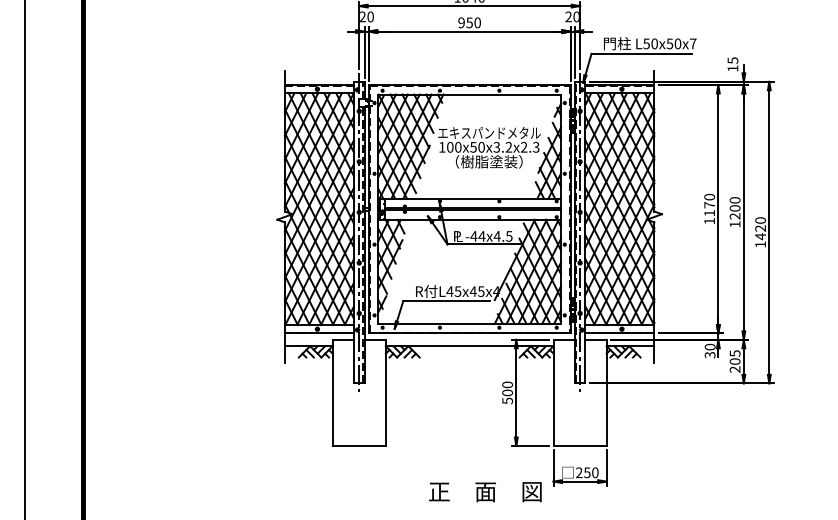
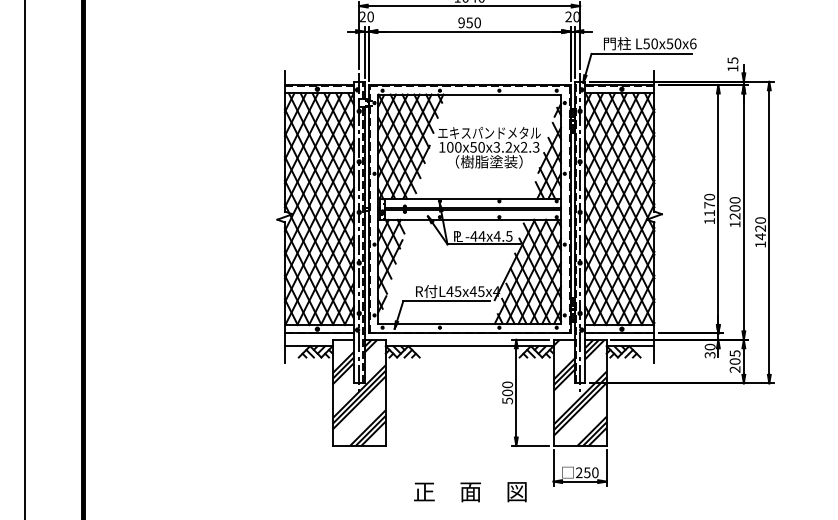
text: L50x50x7 -> L50x50x6 (693, 43)
hatch: none -> present (358, 392)
hatch: none -> present (579, 392)
text position: (485, 492) -> (470, 492) (470, 492)
